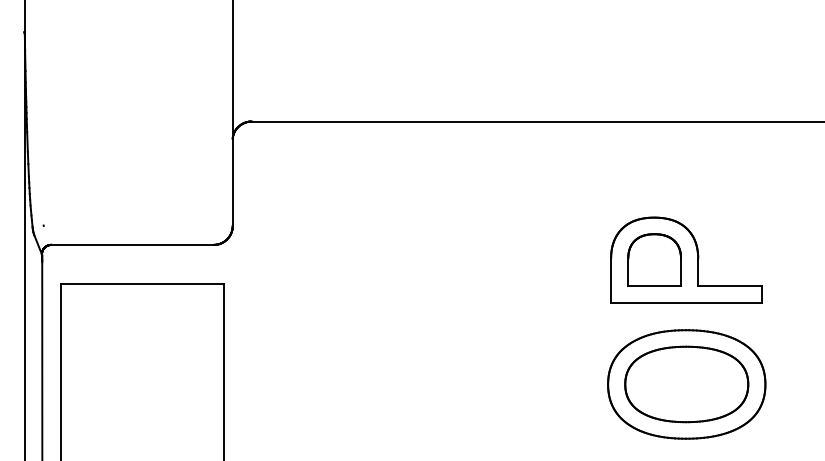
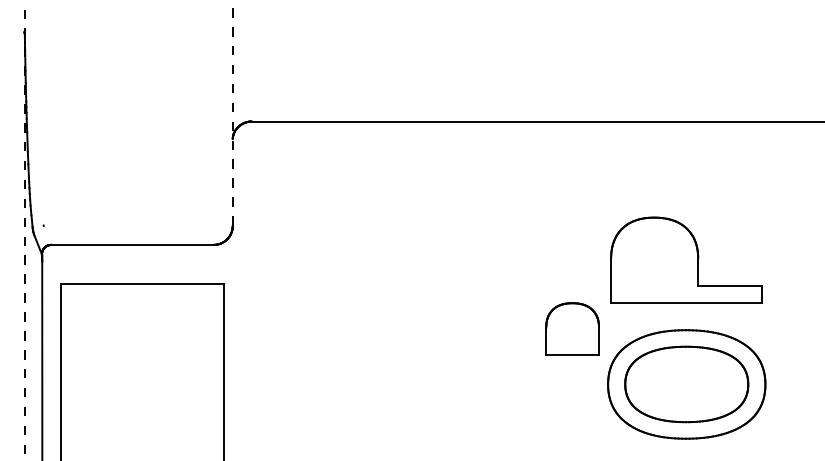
line: solid -> dashed (232, 112)
line: solid -> dashed (24, 230)
part position: (654, 259) -> (572, 328) (572, 328)
